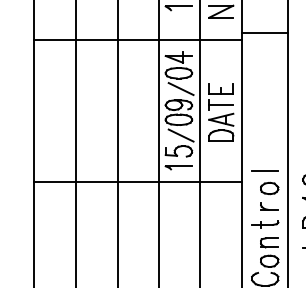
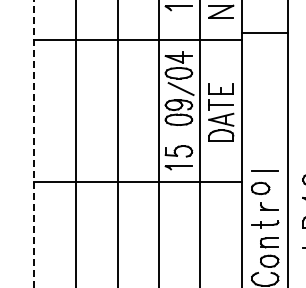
line: present -> none (180, 135)
line: solid -> dashed (34, 143)
part position: (269, 188) -> (260, 188) (260, 188)
